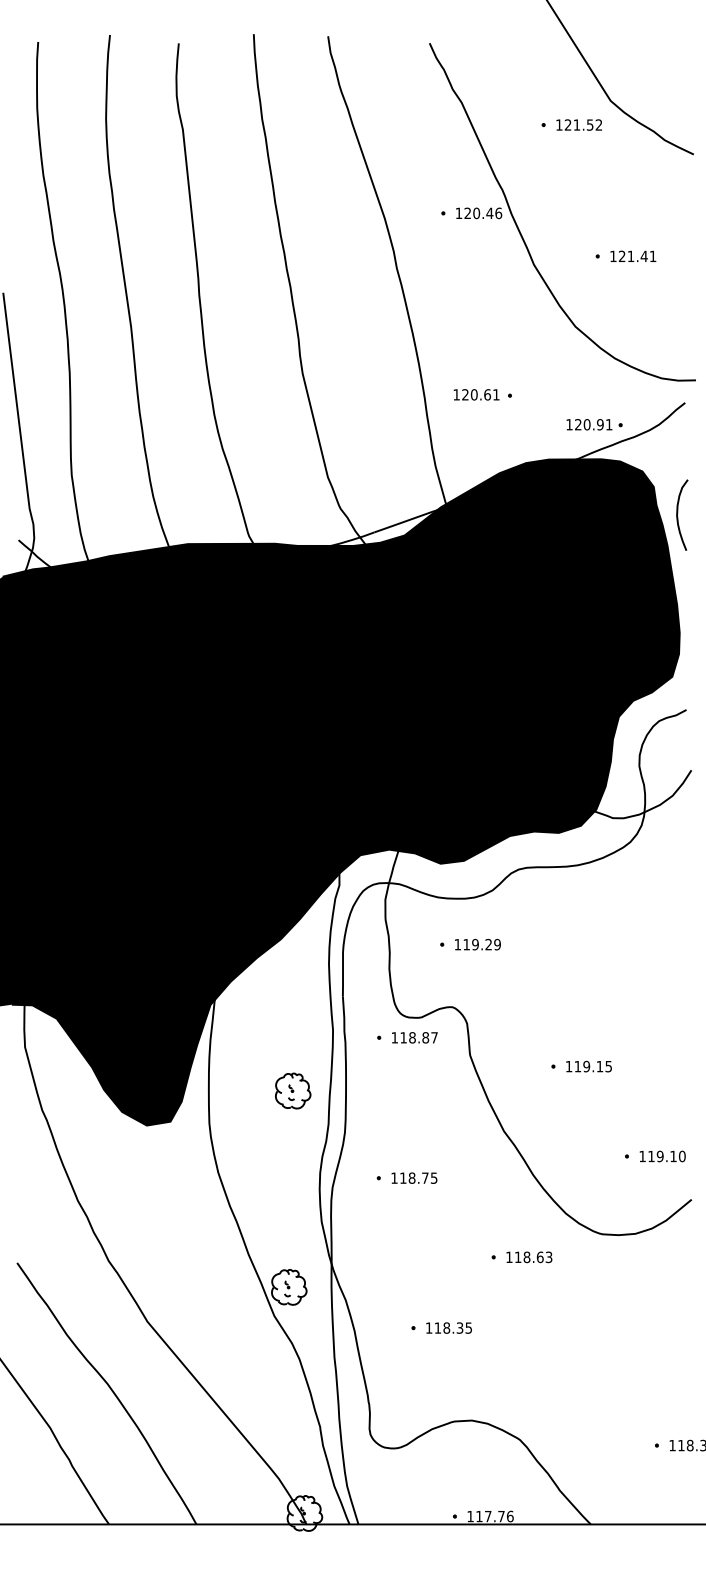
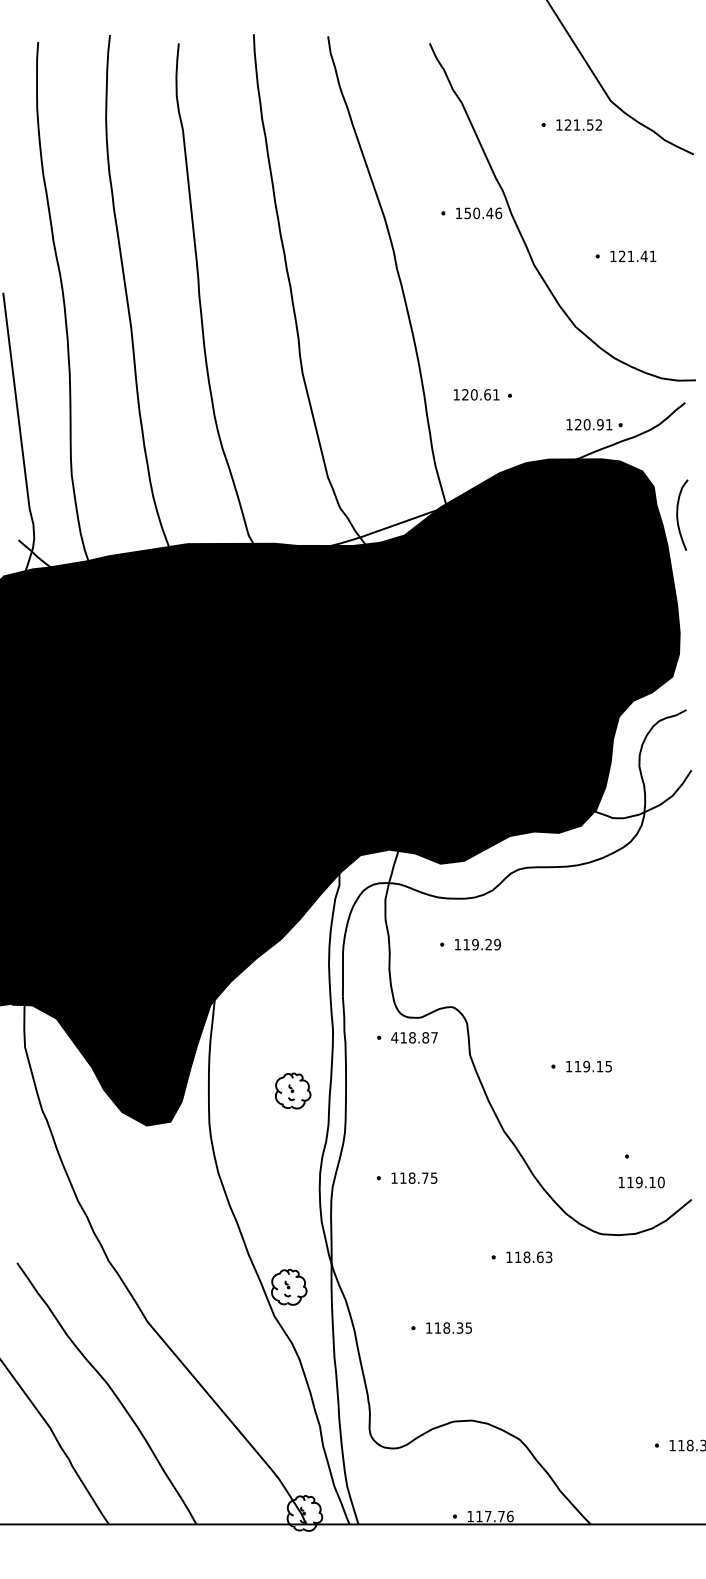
text: 120.46 -> 150.46 (467, 213)
text: 118.87 -> 418.87 (394, 1037)
text position: (662, 1156) -> (641, 1182) (641, 1182)
